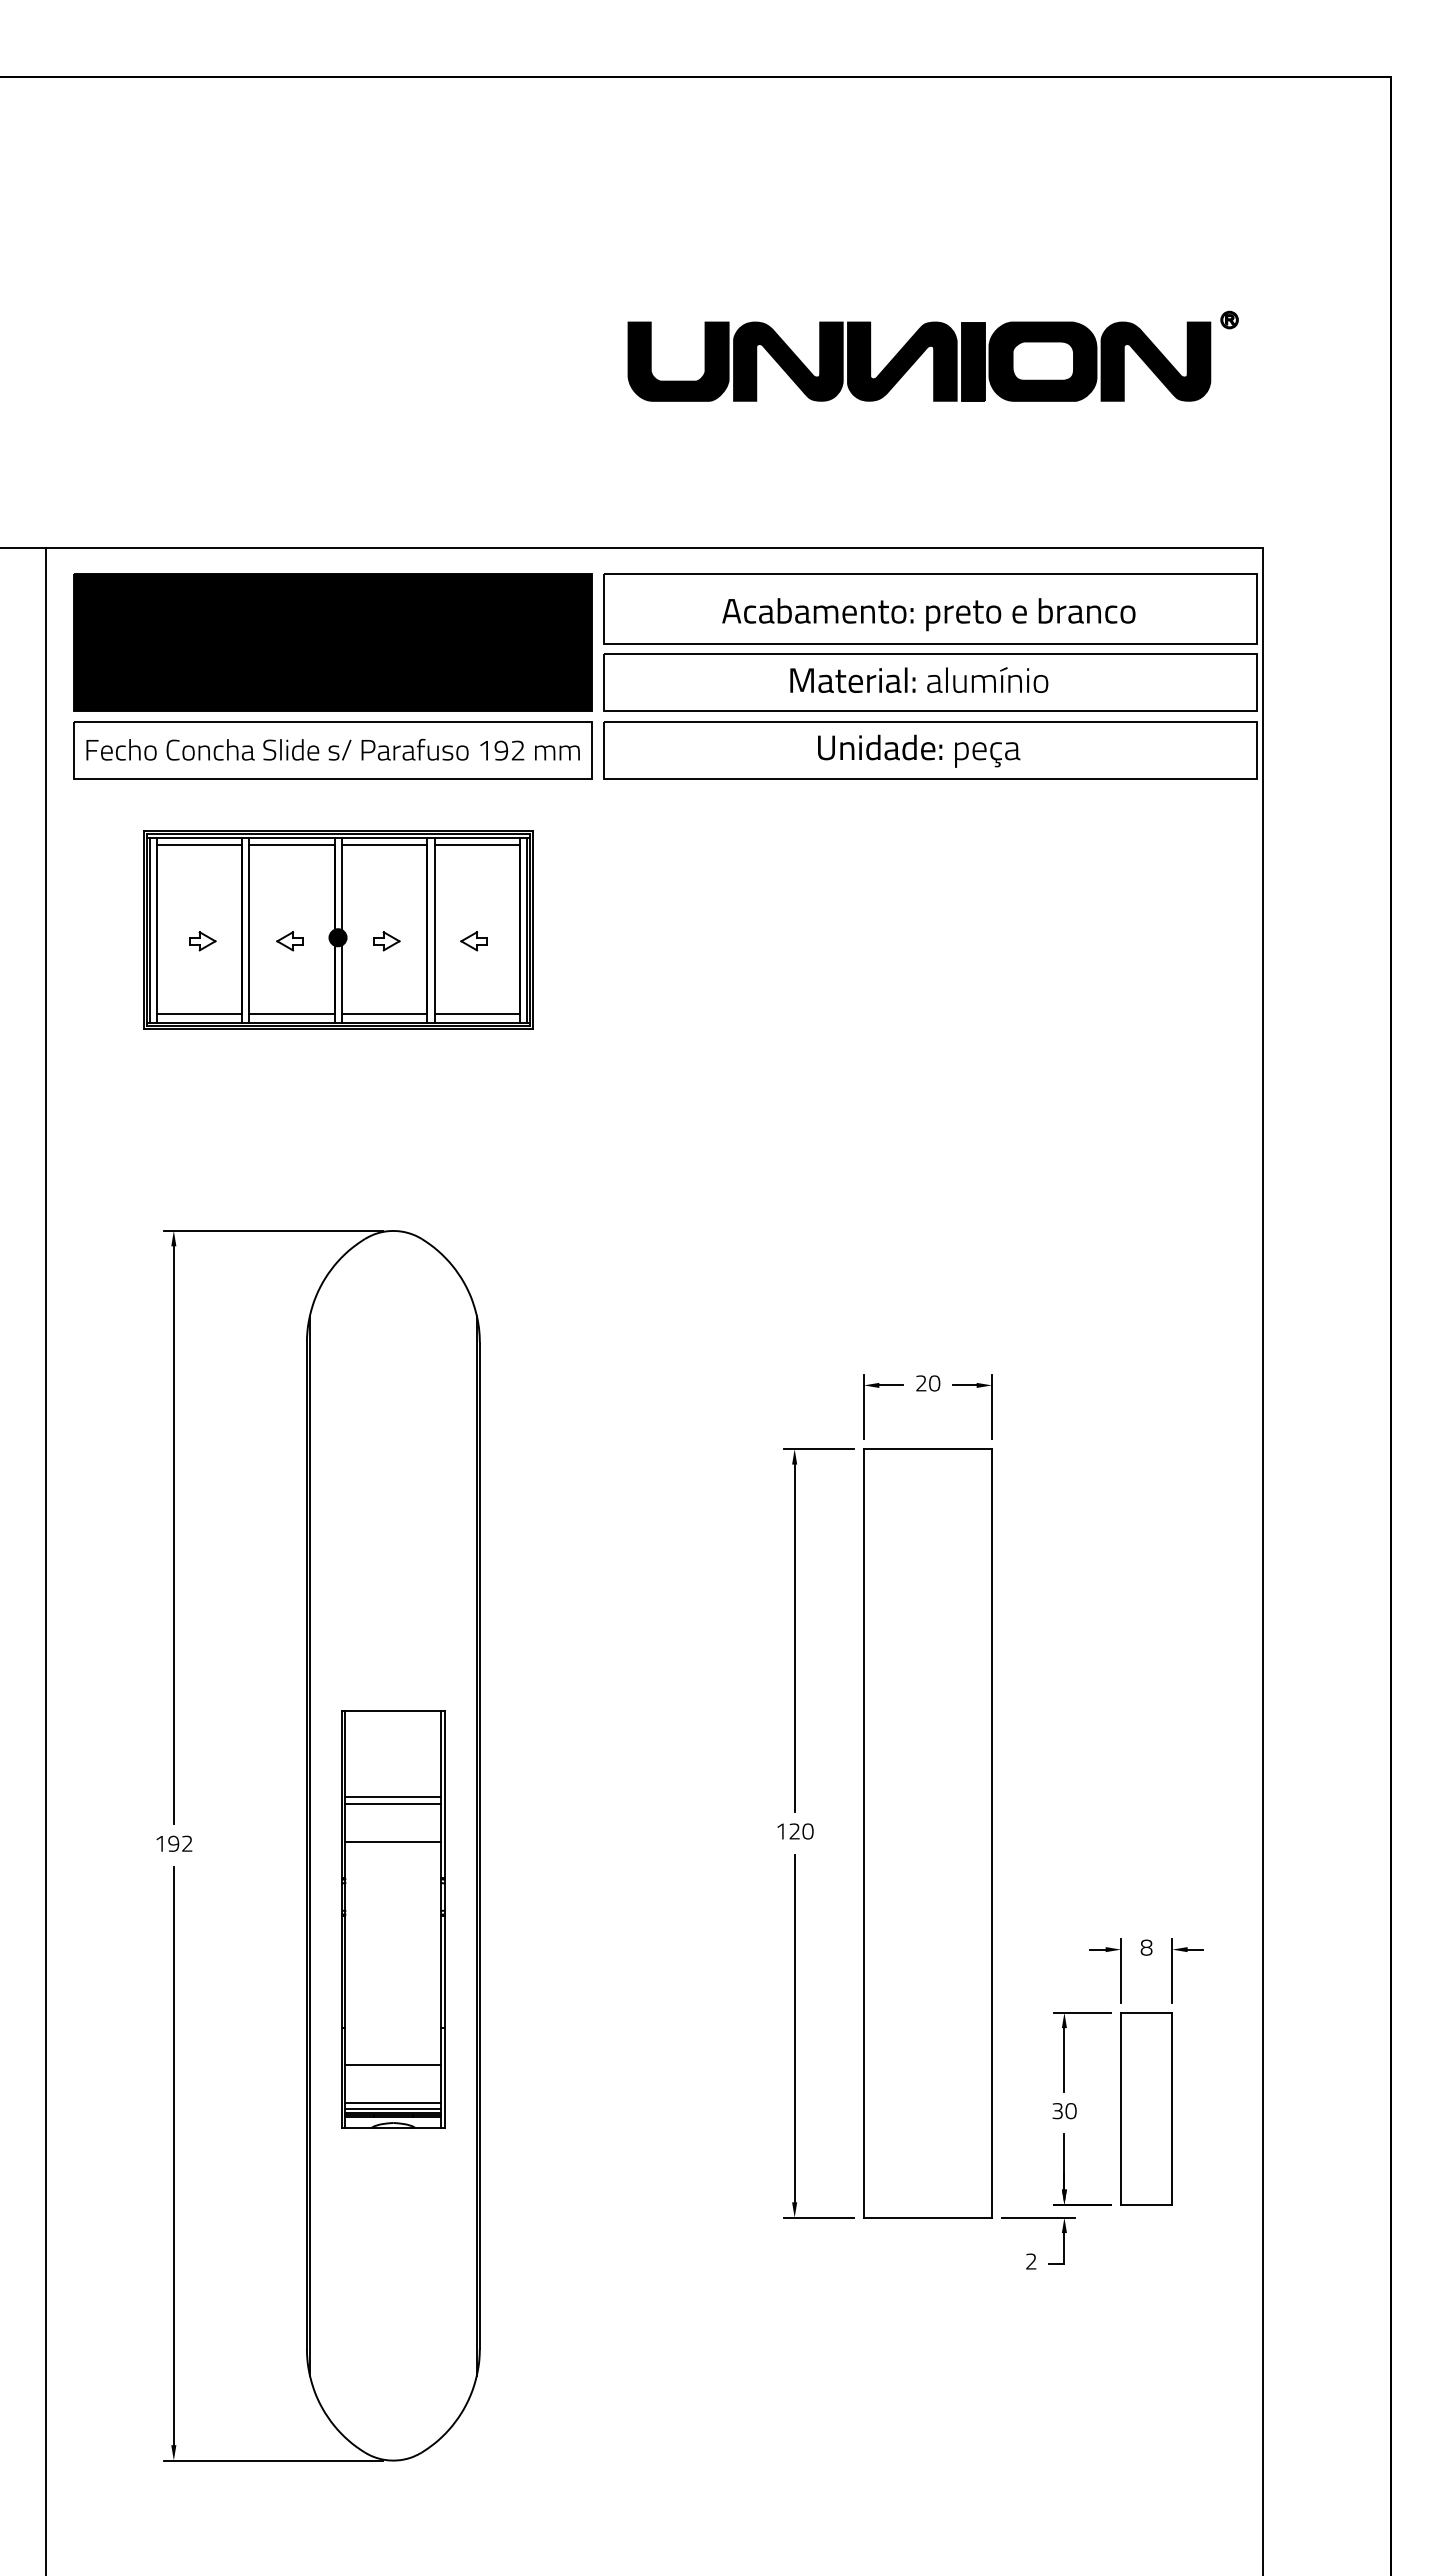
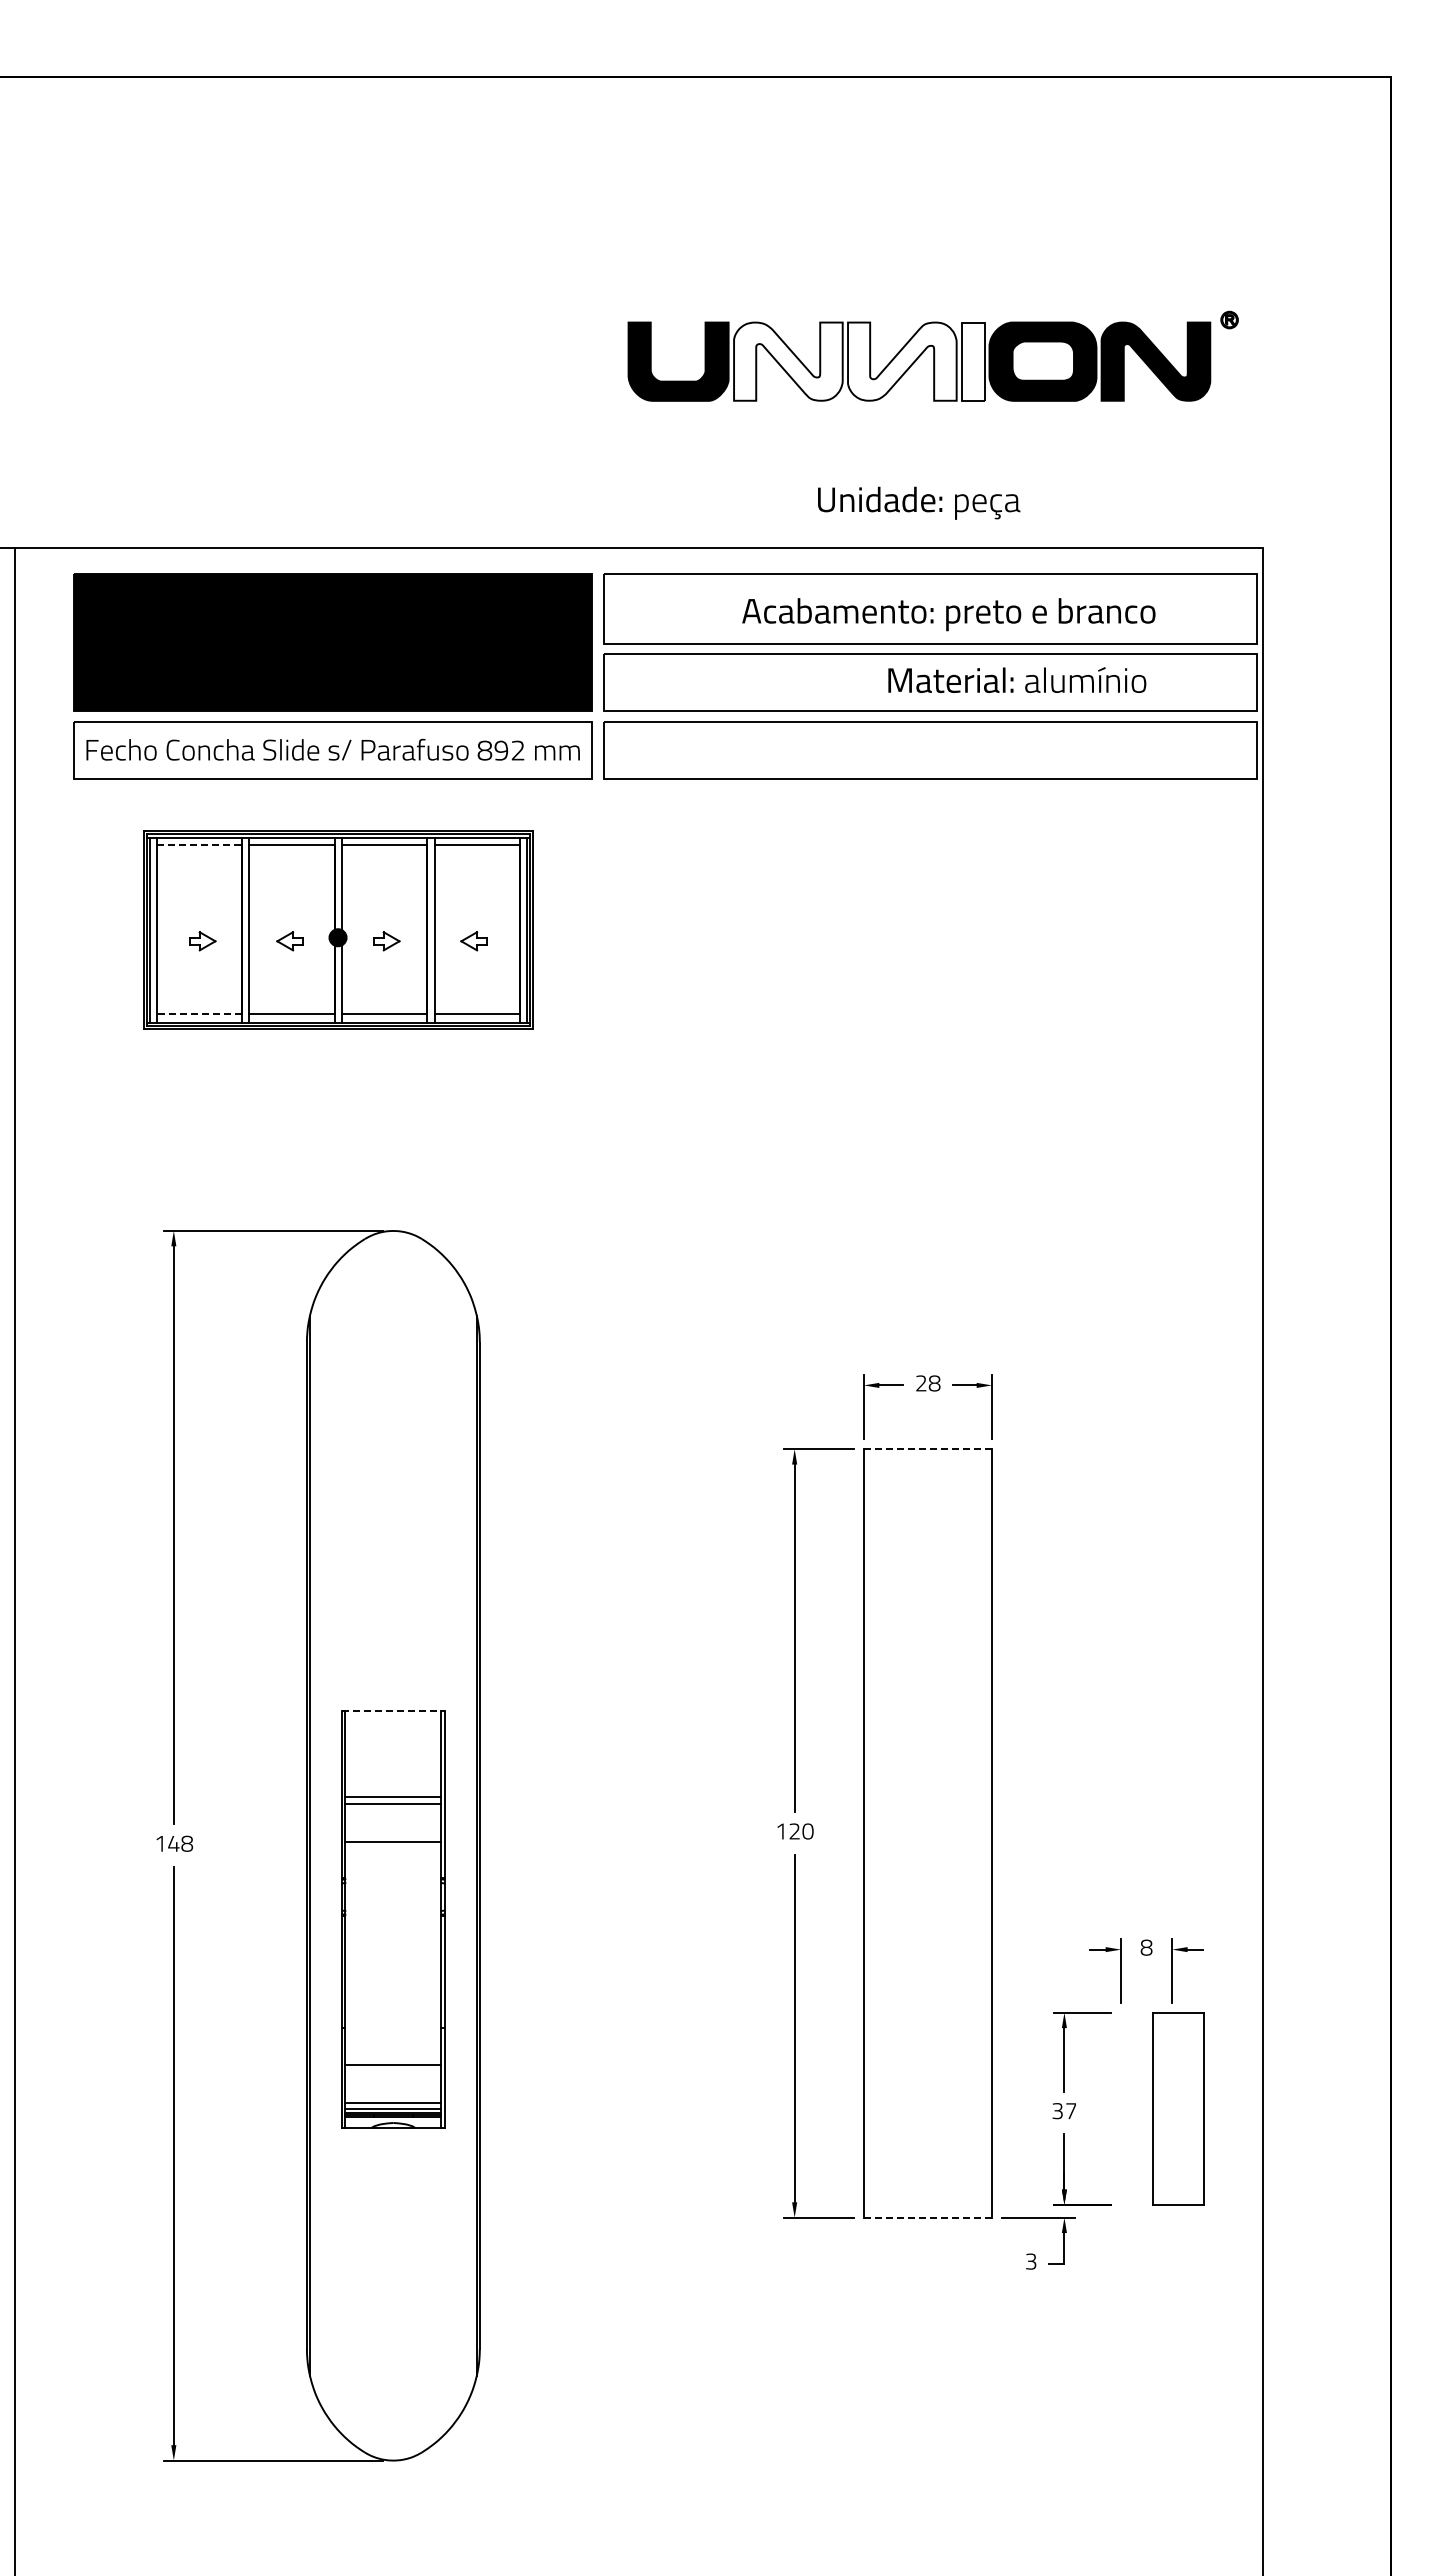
fill: present -> none (788, 361)
fill: present -> none (902, 361)
fill: present -> none (973, 361)
text position: (928, 614) -> (948, 614) (948, 614)
text position: (919, 679) -> (1017, 679) (1017, 679)
text: 192 -> 892 (484, 750)
text position: (919, 750) -> (919, 502) (919, 502)
line: solid -> dashed (199, 844)
line: solid -> dashed (199, 1014)
text: 20 -> 28 (934, 1383)
line: solid -> dashed (927, 1449)
line position: (46, 1559) -> (15, 1559) (15, 1559)
line: solid -> dashed (393, 1711)
text: 192 -> 148 (180, 1843)
part position: (1146, 2108) -> (1178, 2108) (1178, 2108)
text: 30 -> 37 (1070, 2111)
line: solid -> dashed (928, 2217)
text: 2 -> 3 (1031, 2261)
